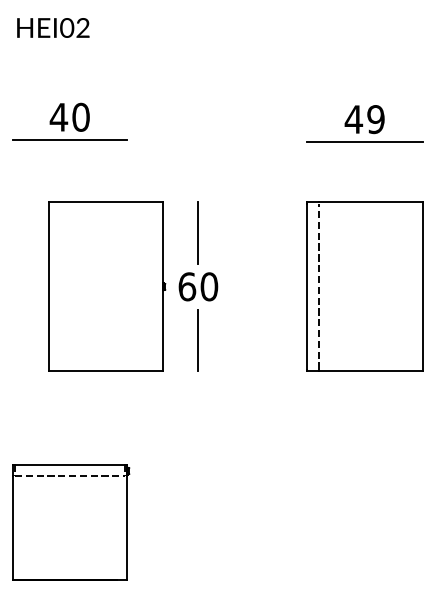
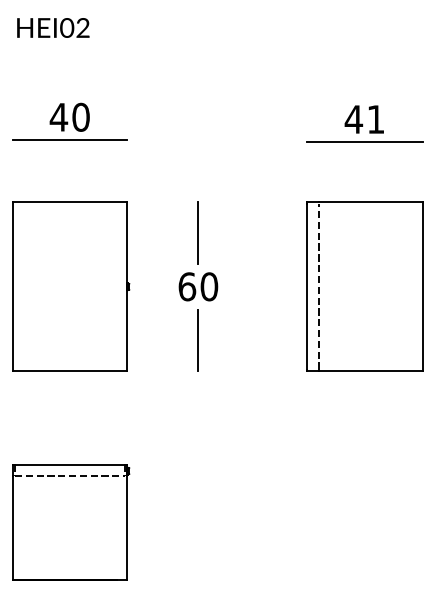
text: 49 -> 41 (375, 119)
part position: (107, 286) -> (71, 286) (71, 286)
